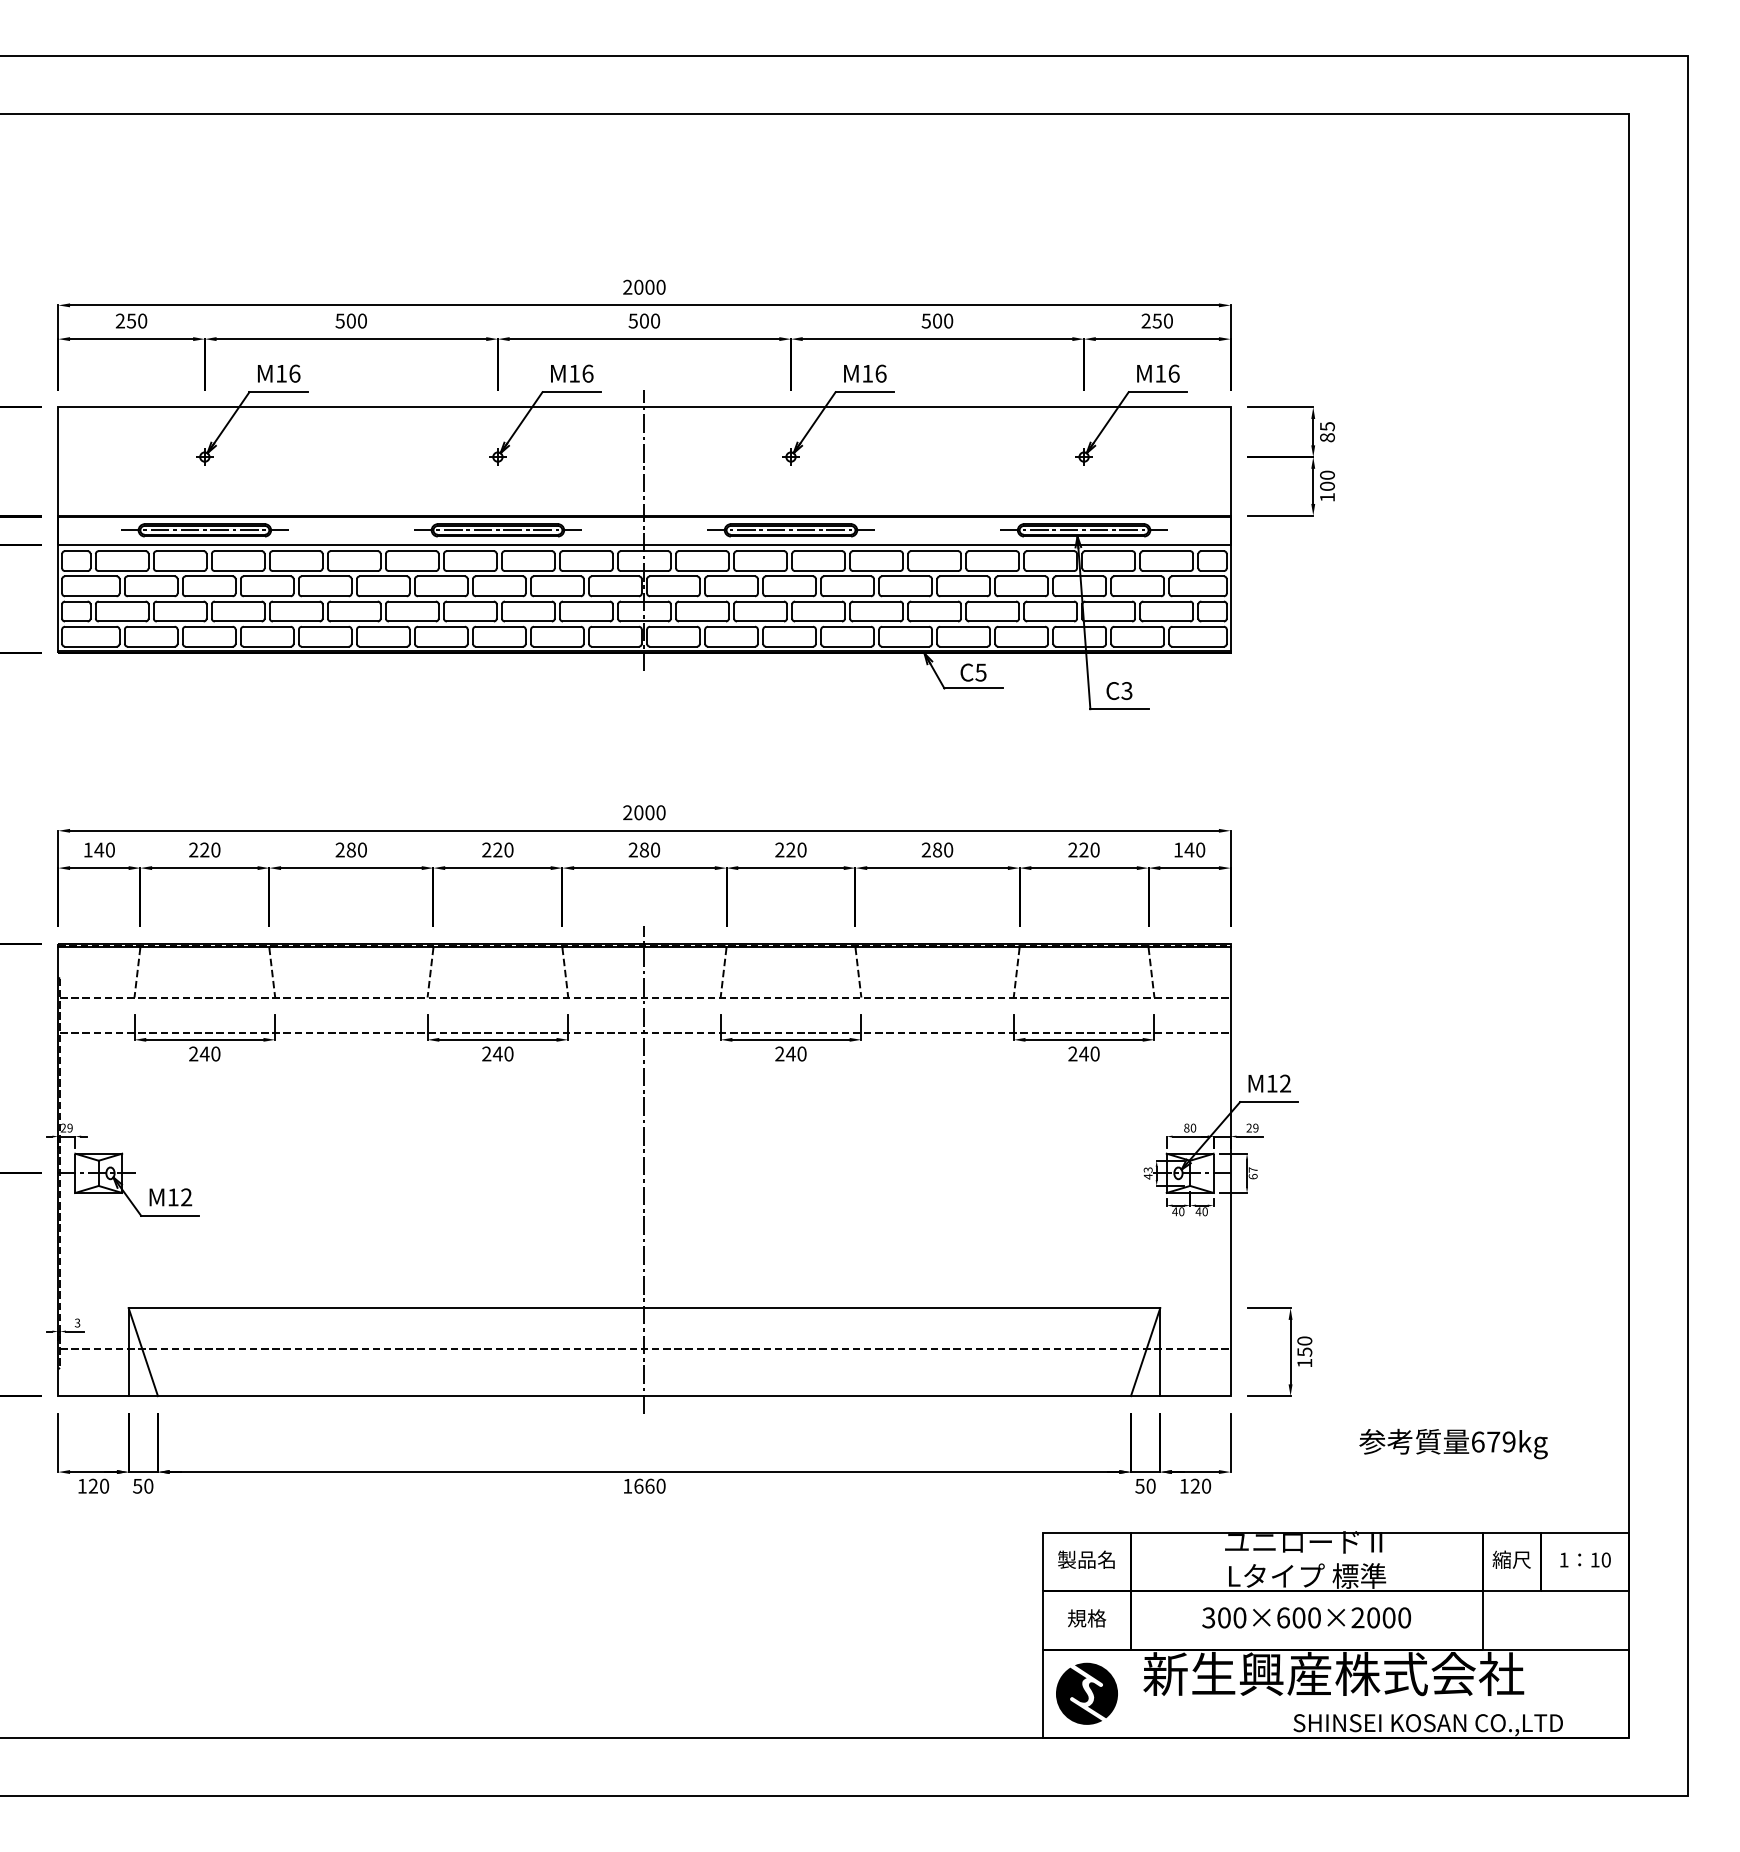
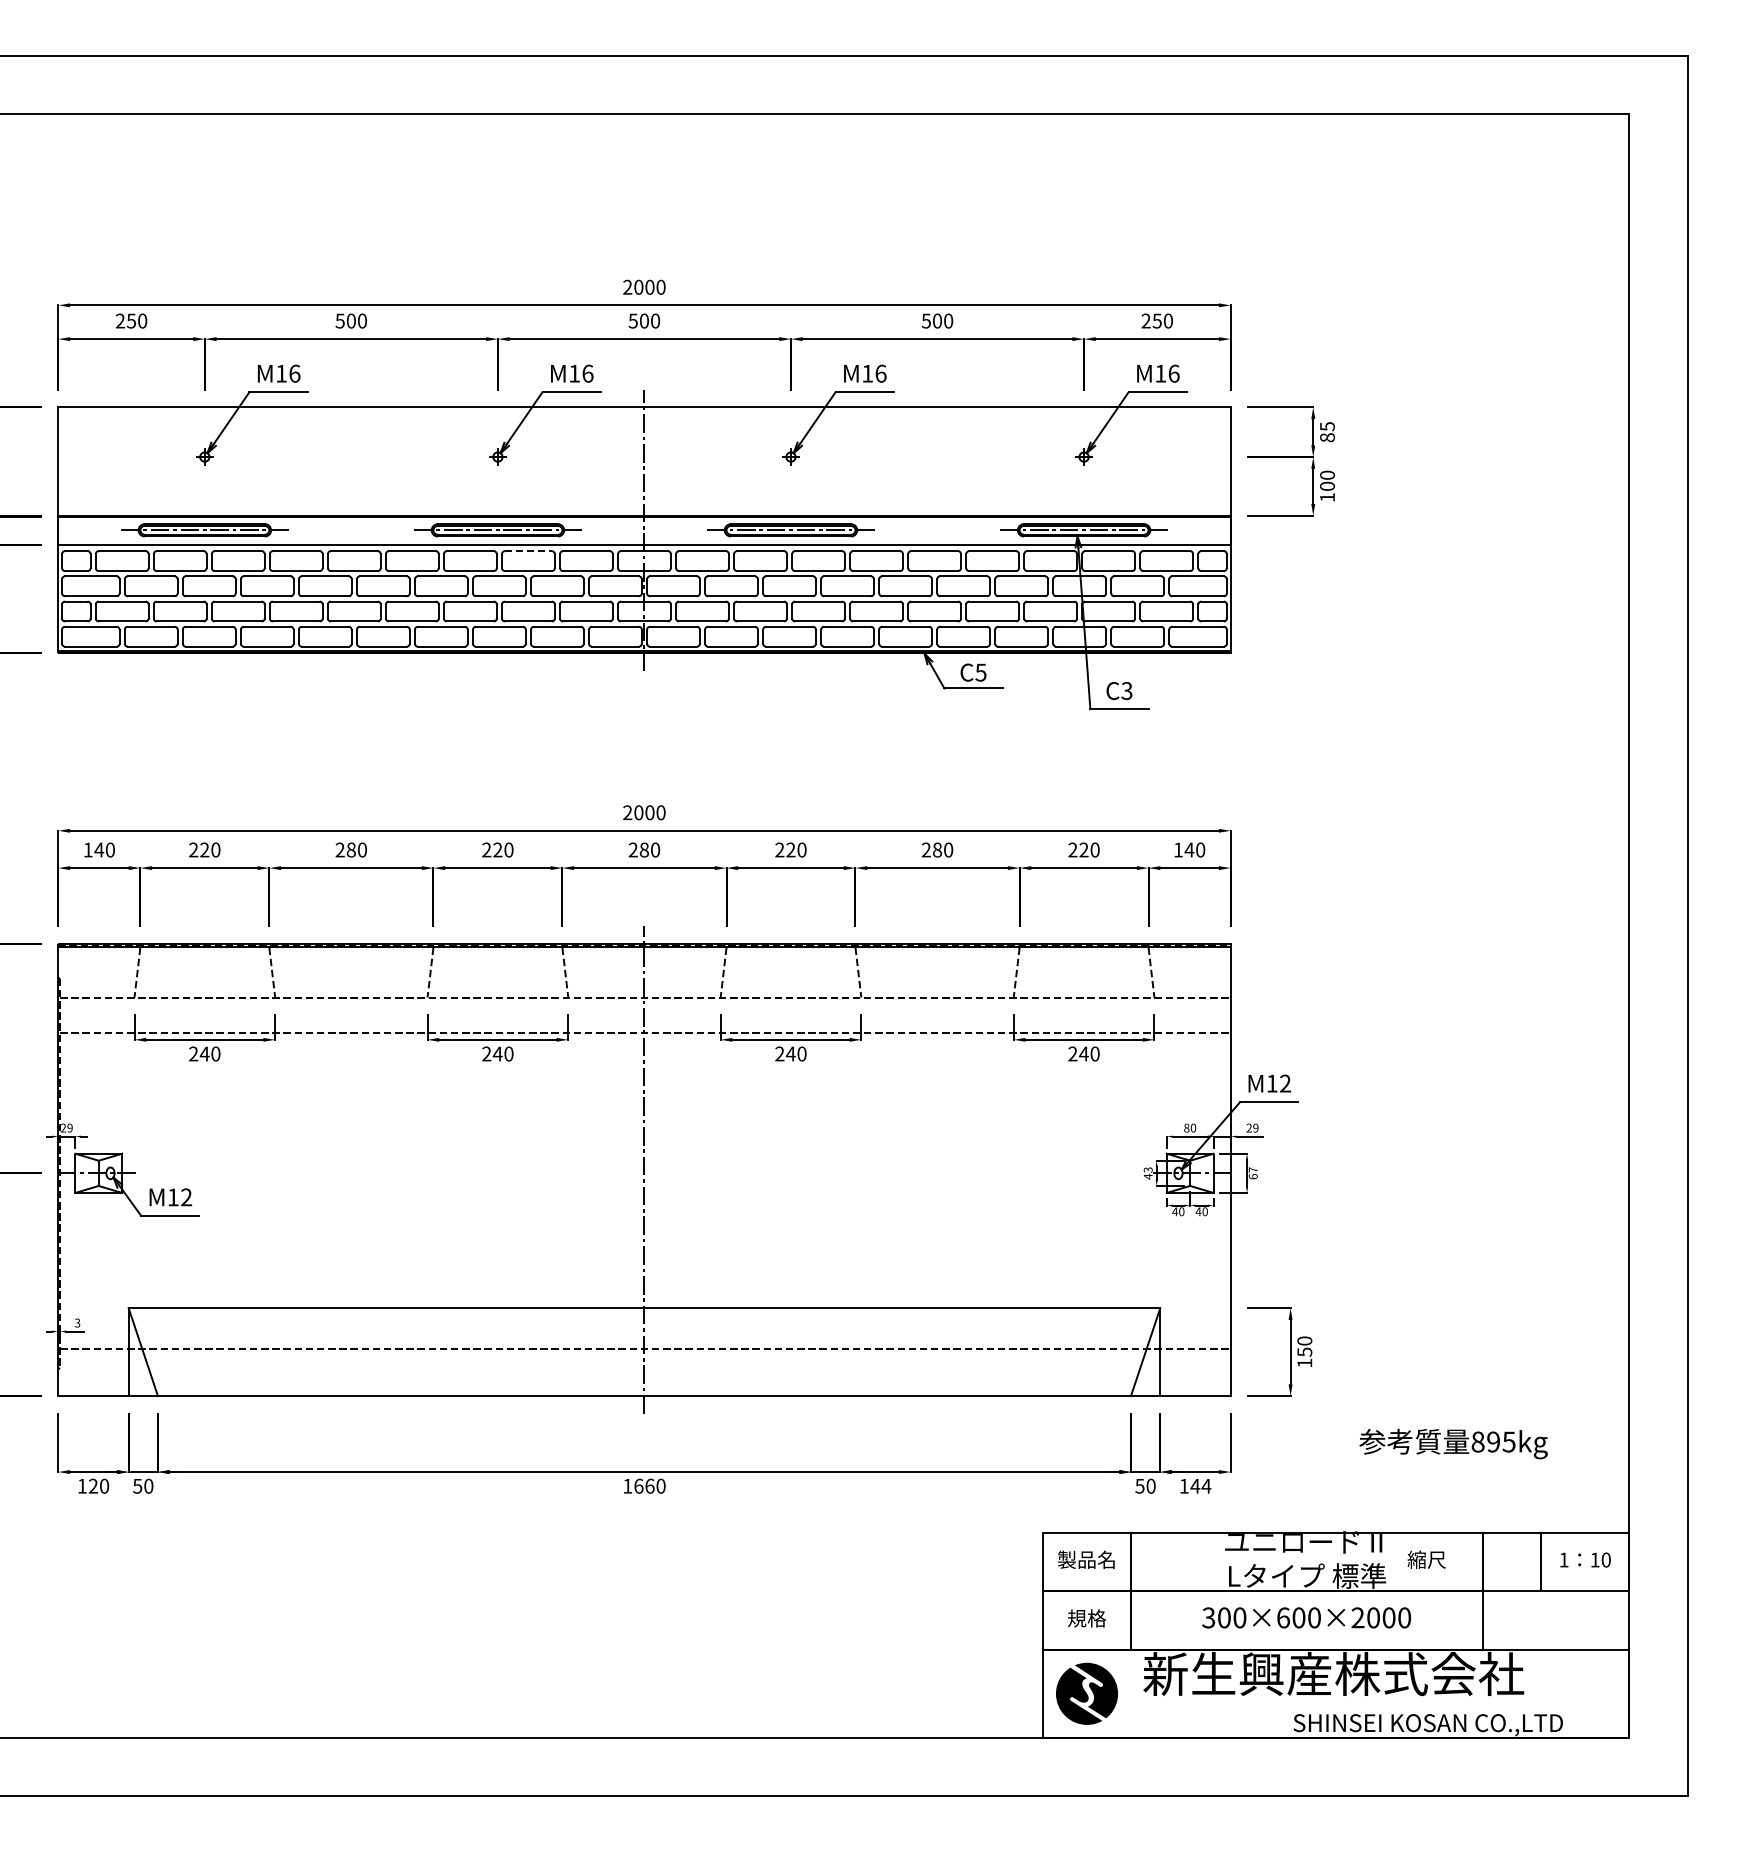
line: solid -> dashed (528, 551)
text: 679kg -> 895kg (1493, 1441)
text: 120 -> 144 (1200, 1485)
text position: (1511, 1559) -> (1426, 1559) (1426, 1559)
